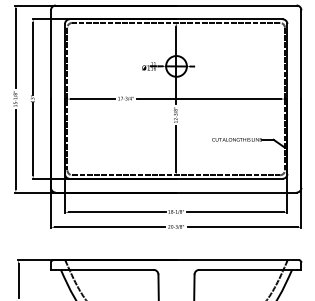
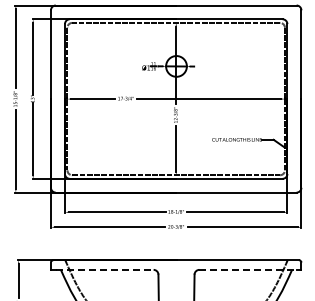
line: solid -> dashed (104, 269)
line: solid -> dashed (248, 269)
